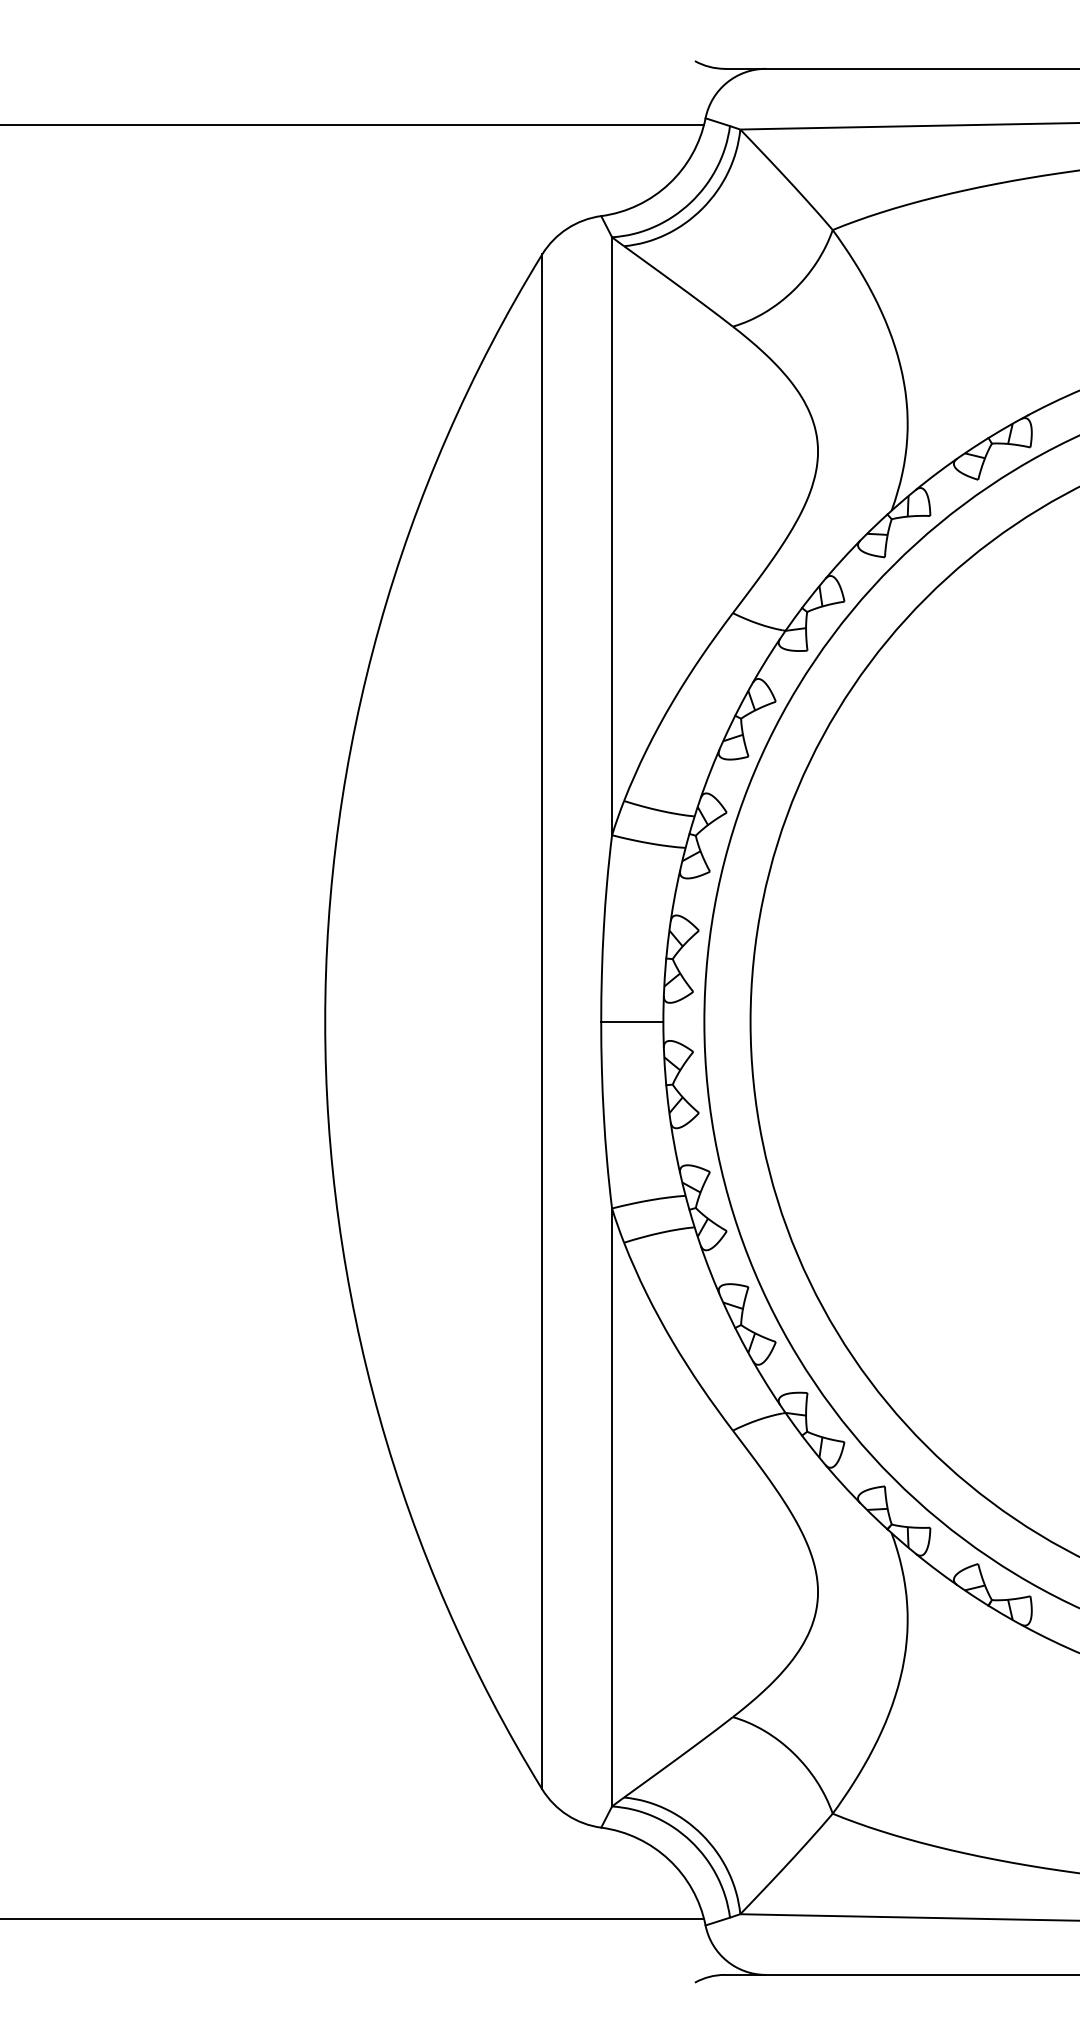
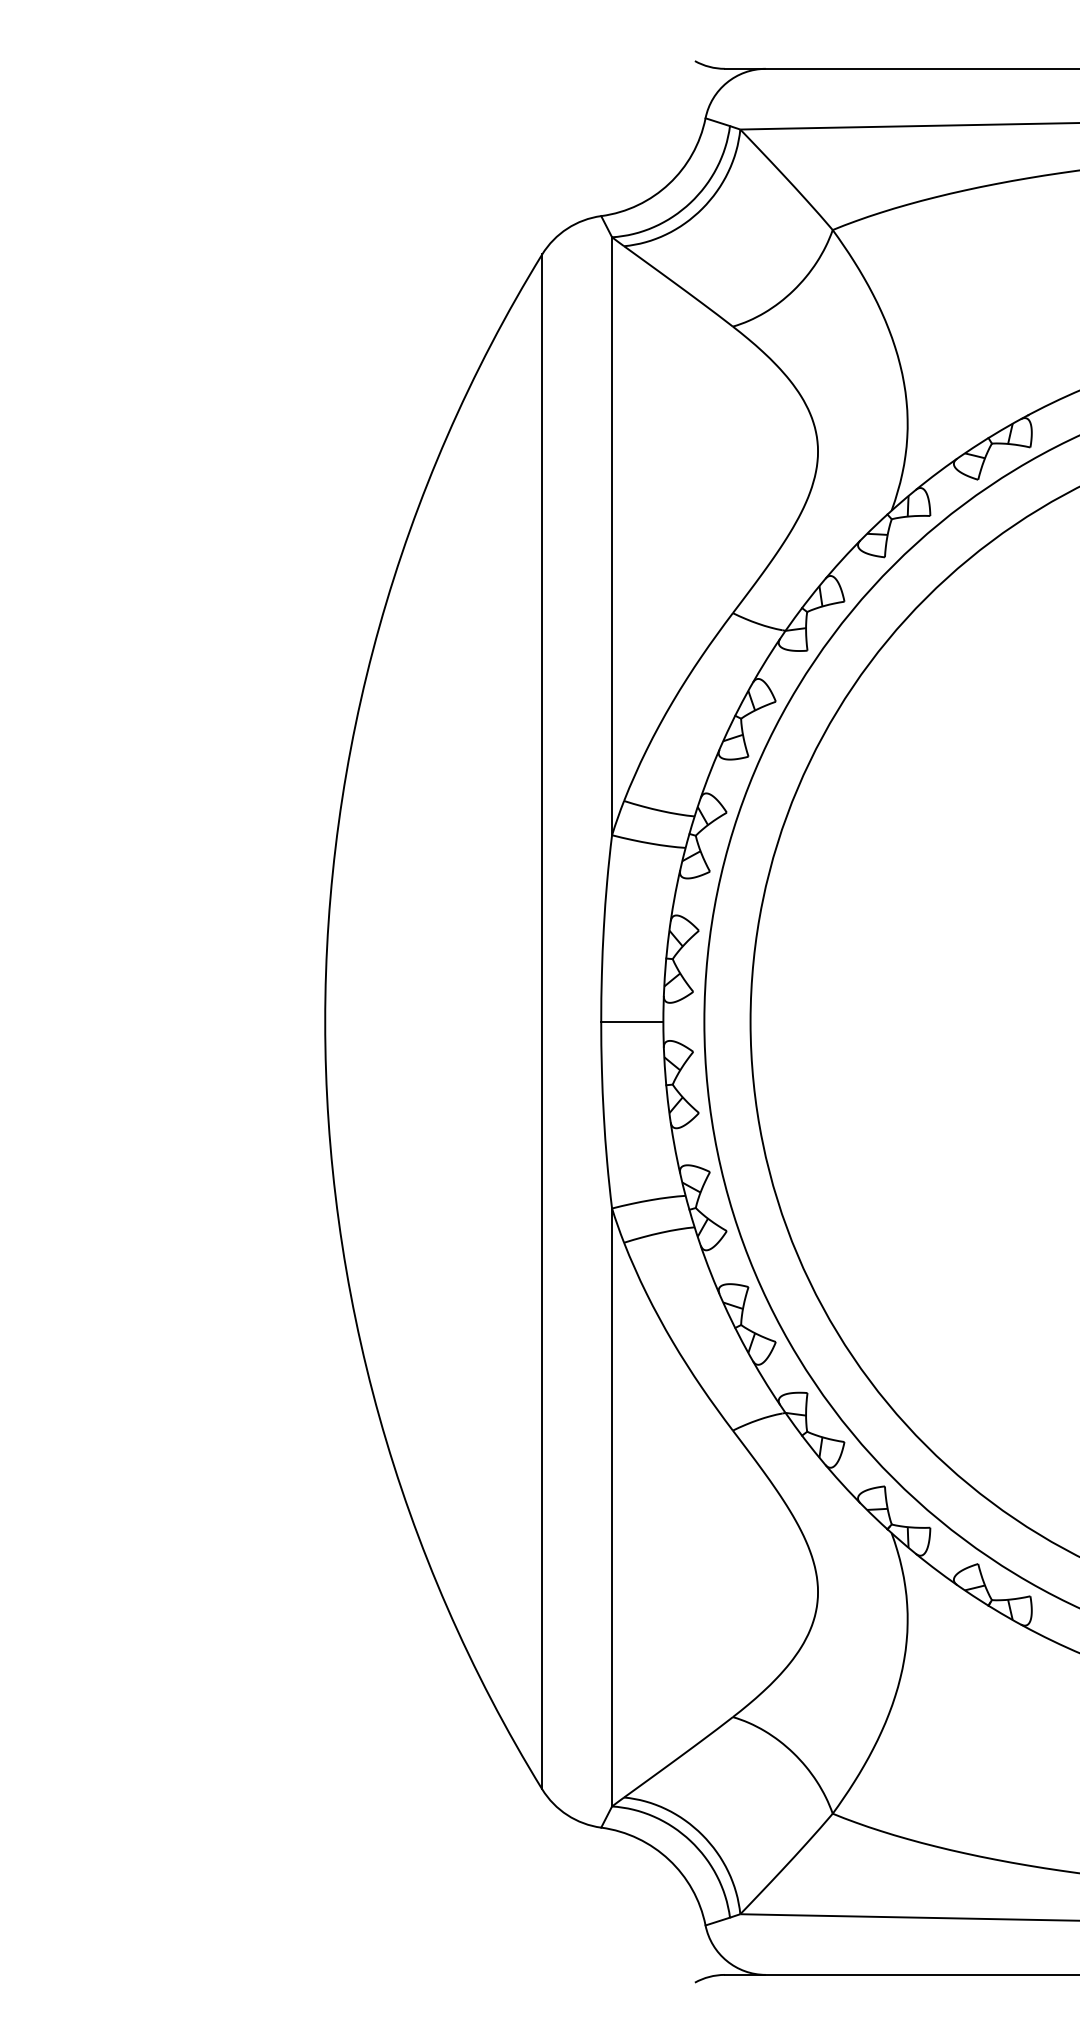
line: present -> none (352, 125)
line: present -> none (352, 1918)
